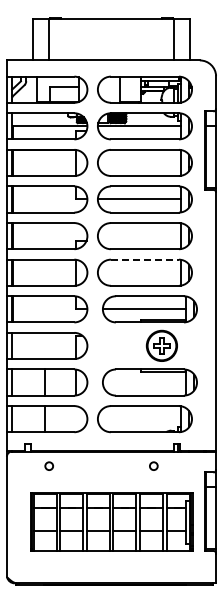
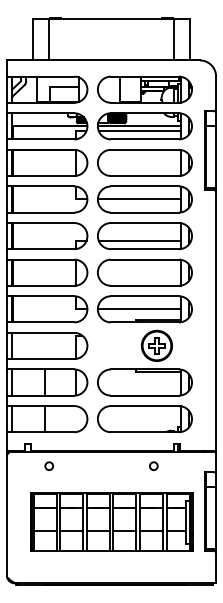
line: none -> present (139, 131)
line: none -> present (139, 240)
line: dashed -> solid (144, 259)
part position: (149, 345) -> (144, 345) (144, 345)
